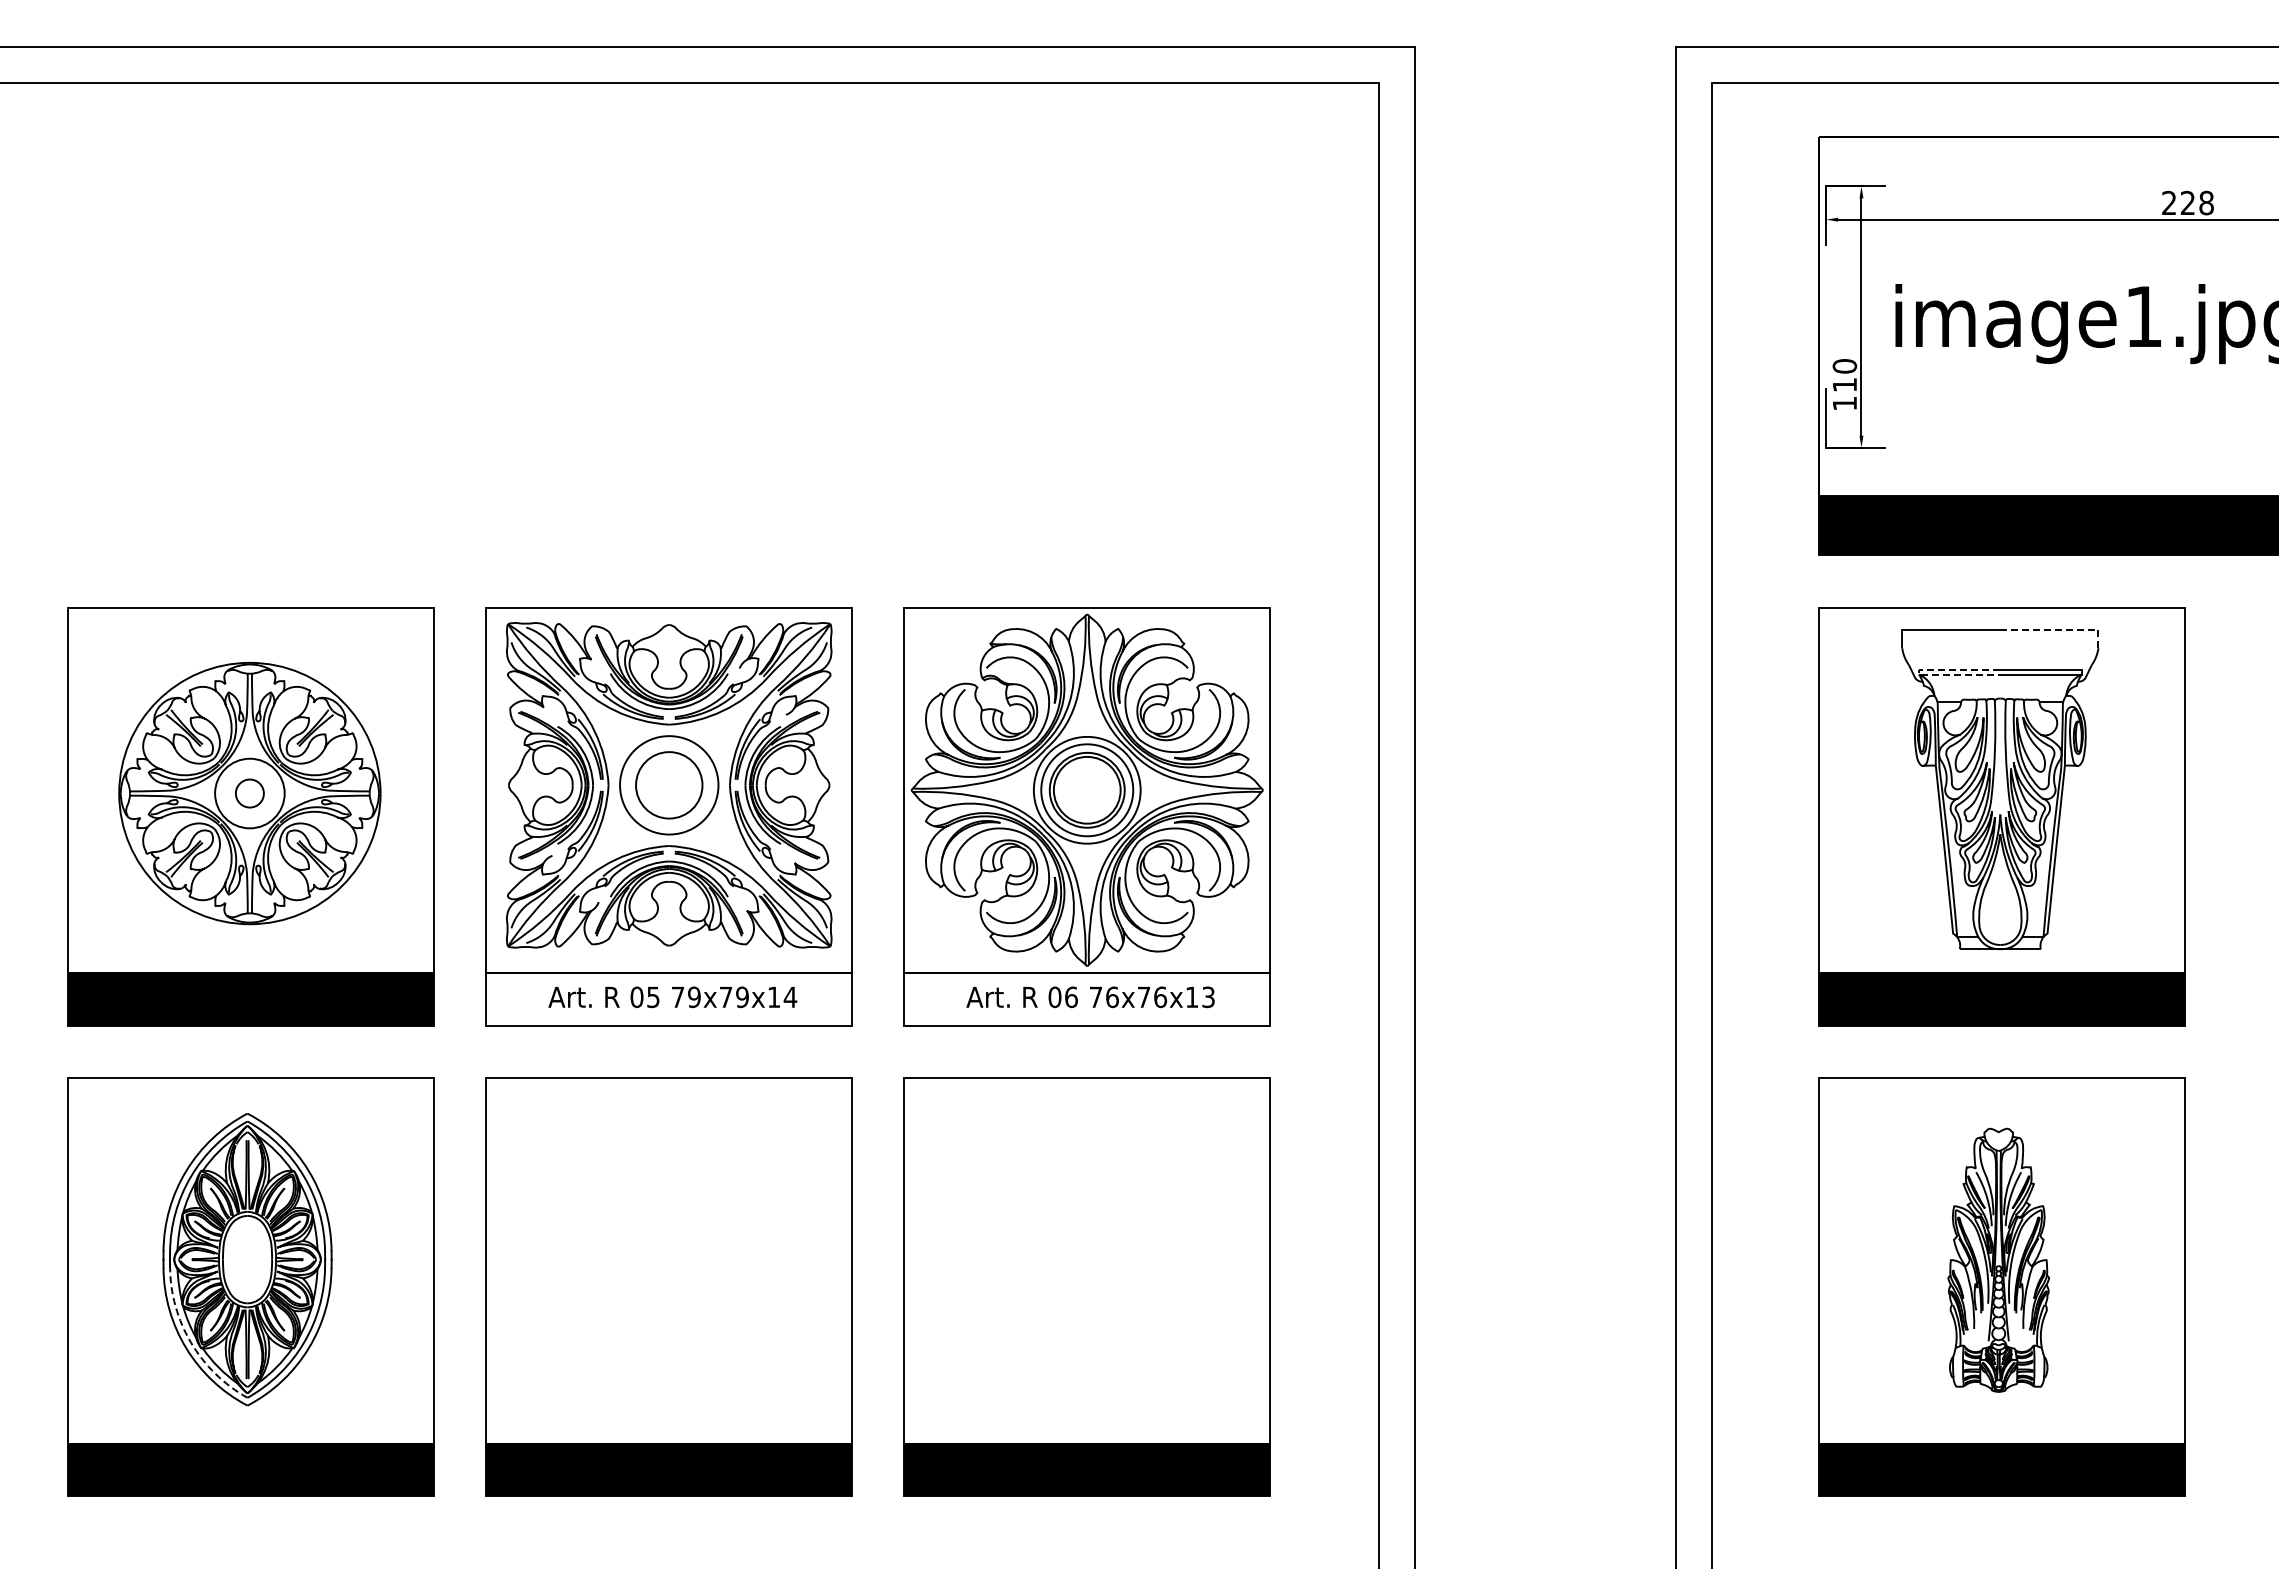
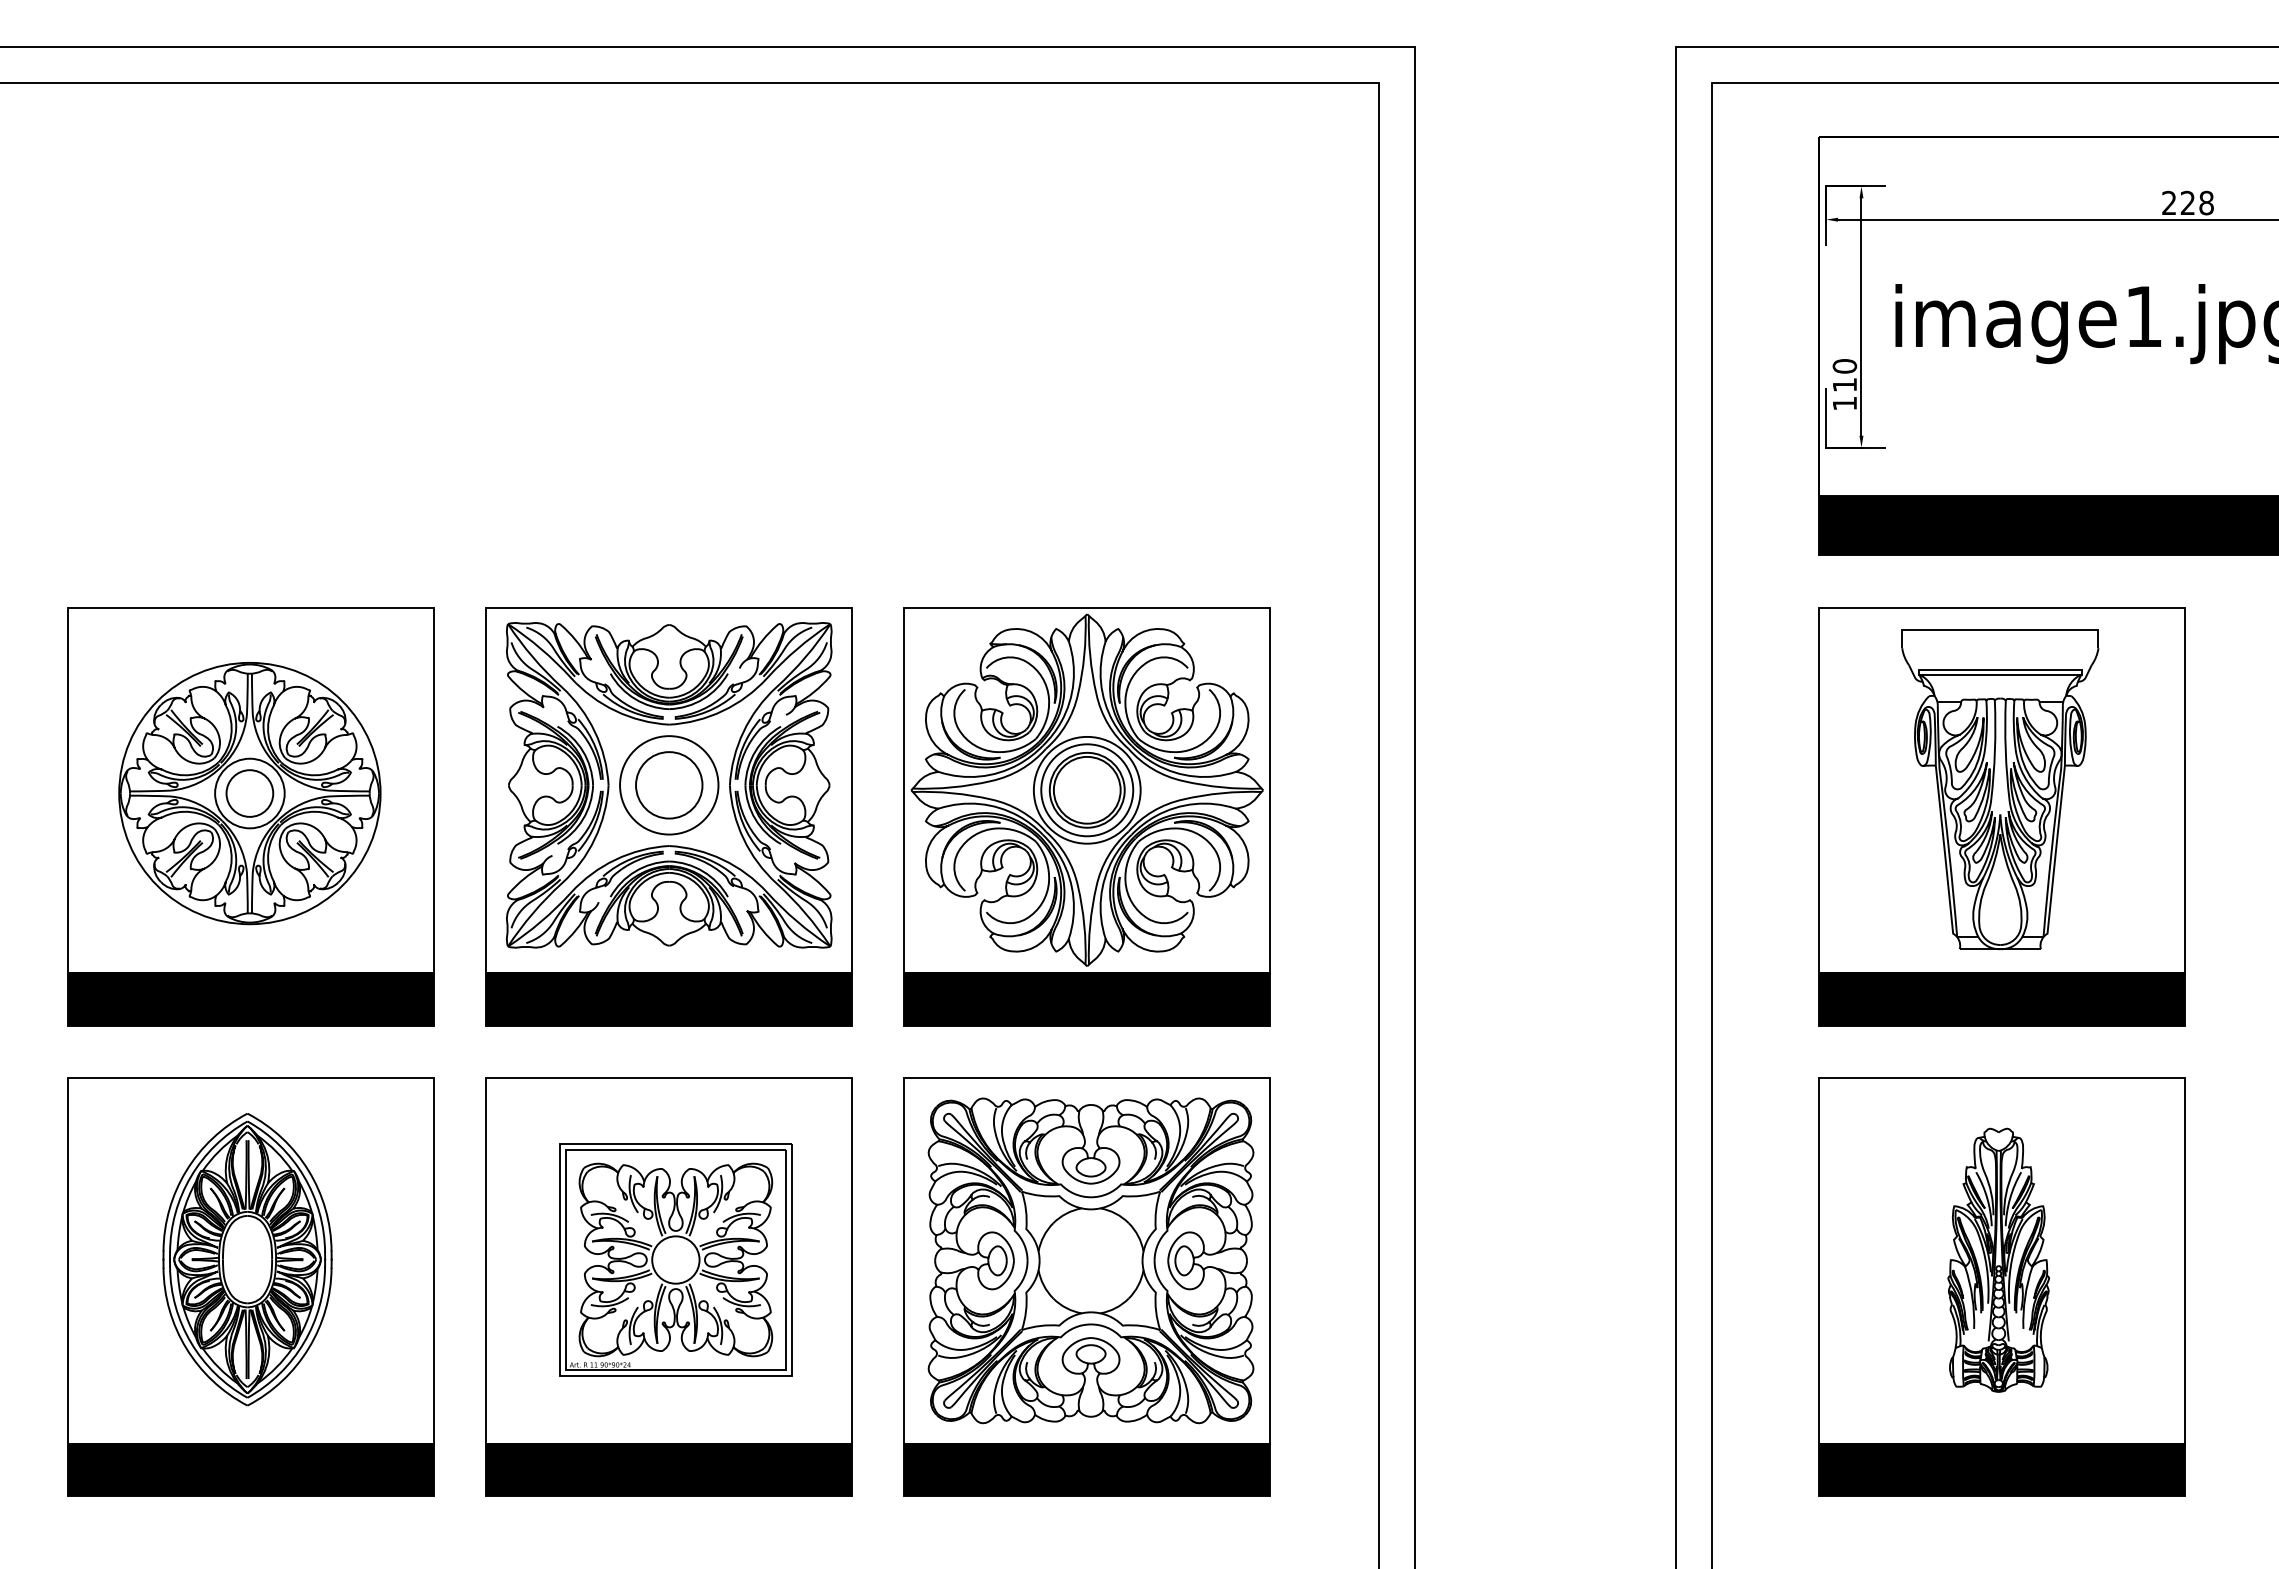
line: dashed -> solid (2059, 629)
line: dashed -> solid (1918, 672)
circle diameter: 28 px -> 47 px (249, 793)
fill: none -> present (669, 999)
fill: none -> present (1087, 999)
part: none -> present (675, 1259)
part: none -> present (1090, 1260)
line: dashed -> solid (191, 1342)
